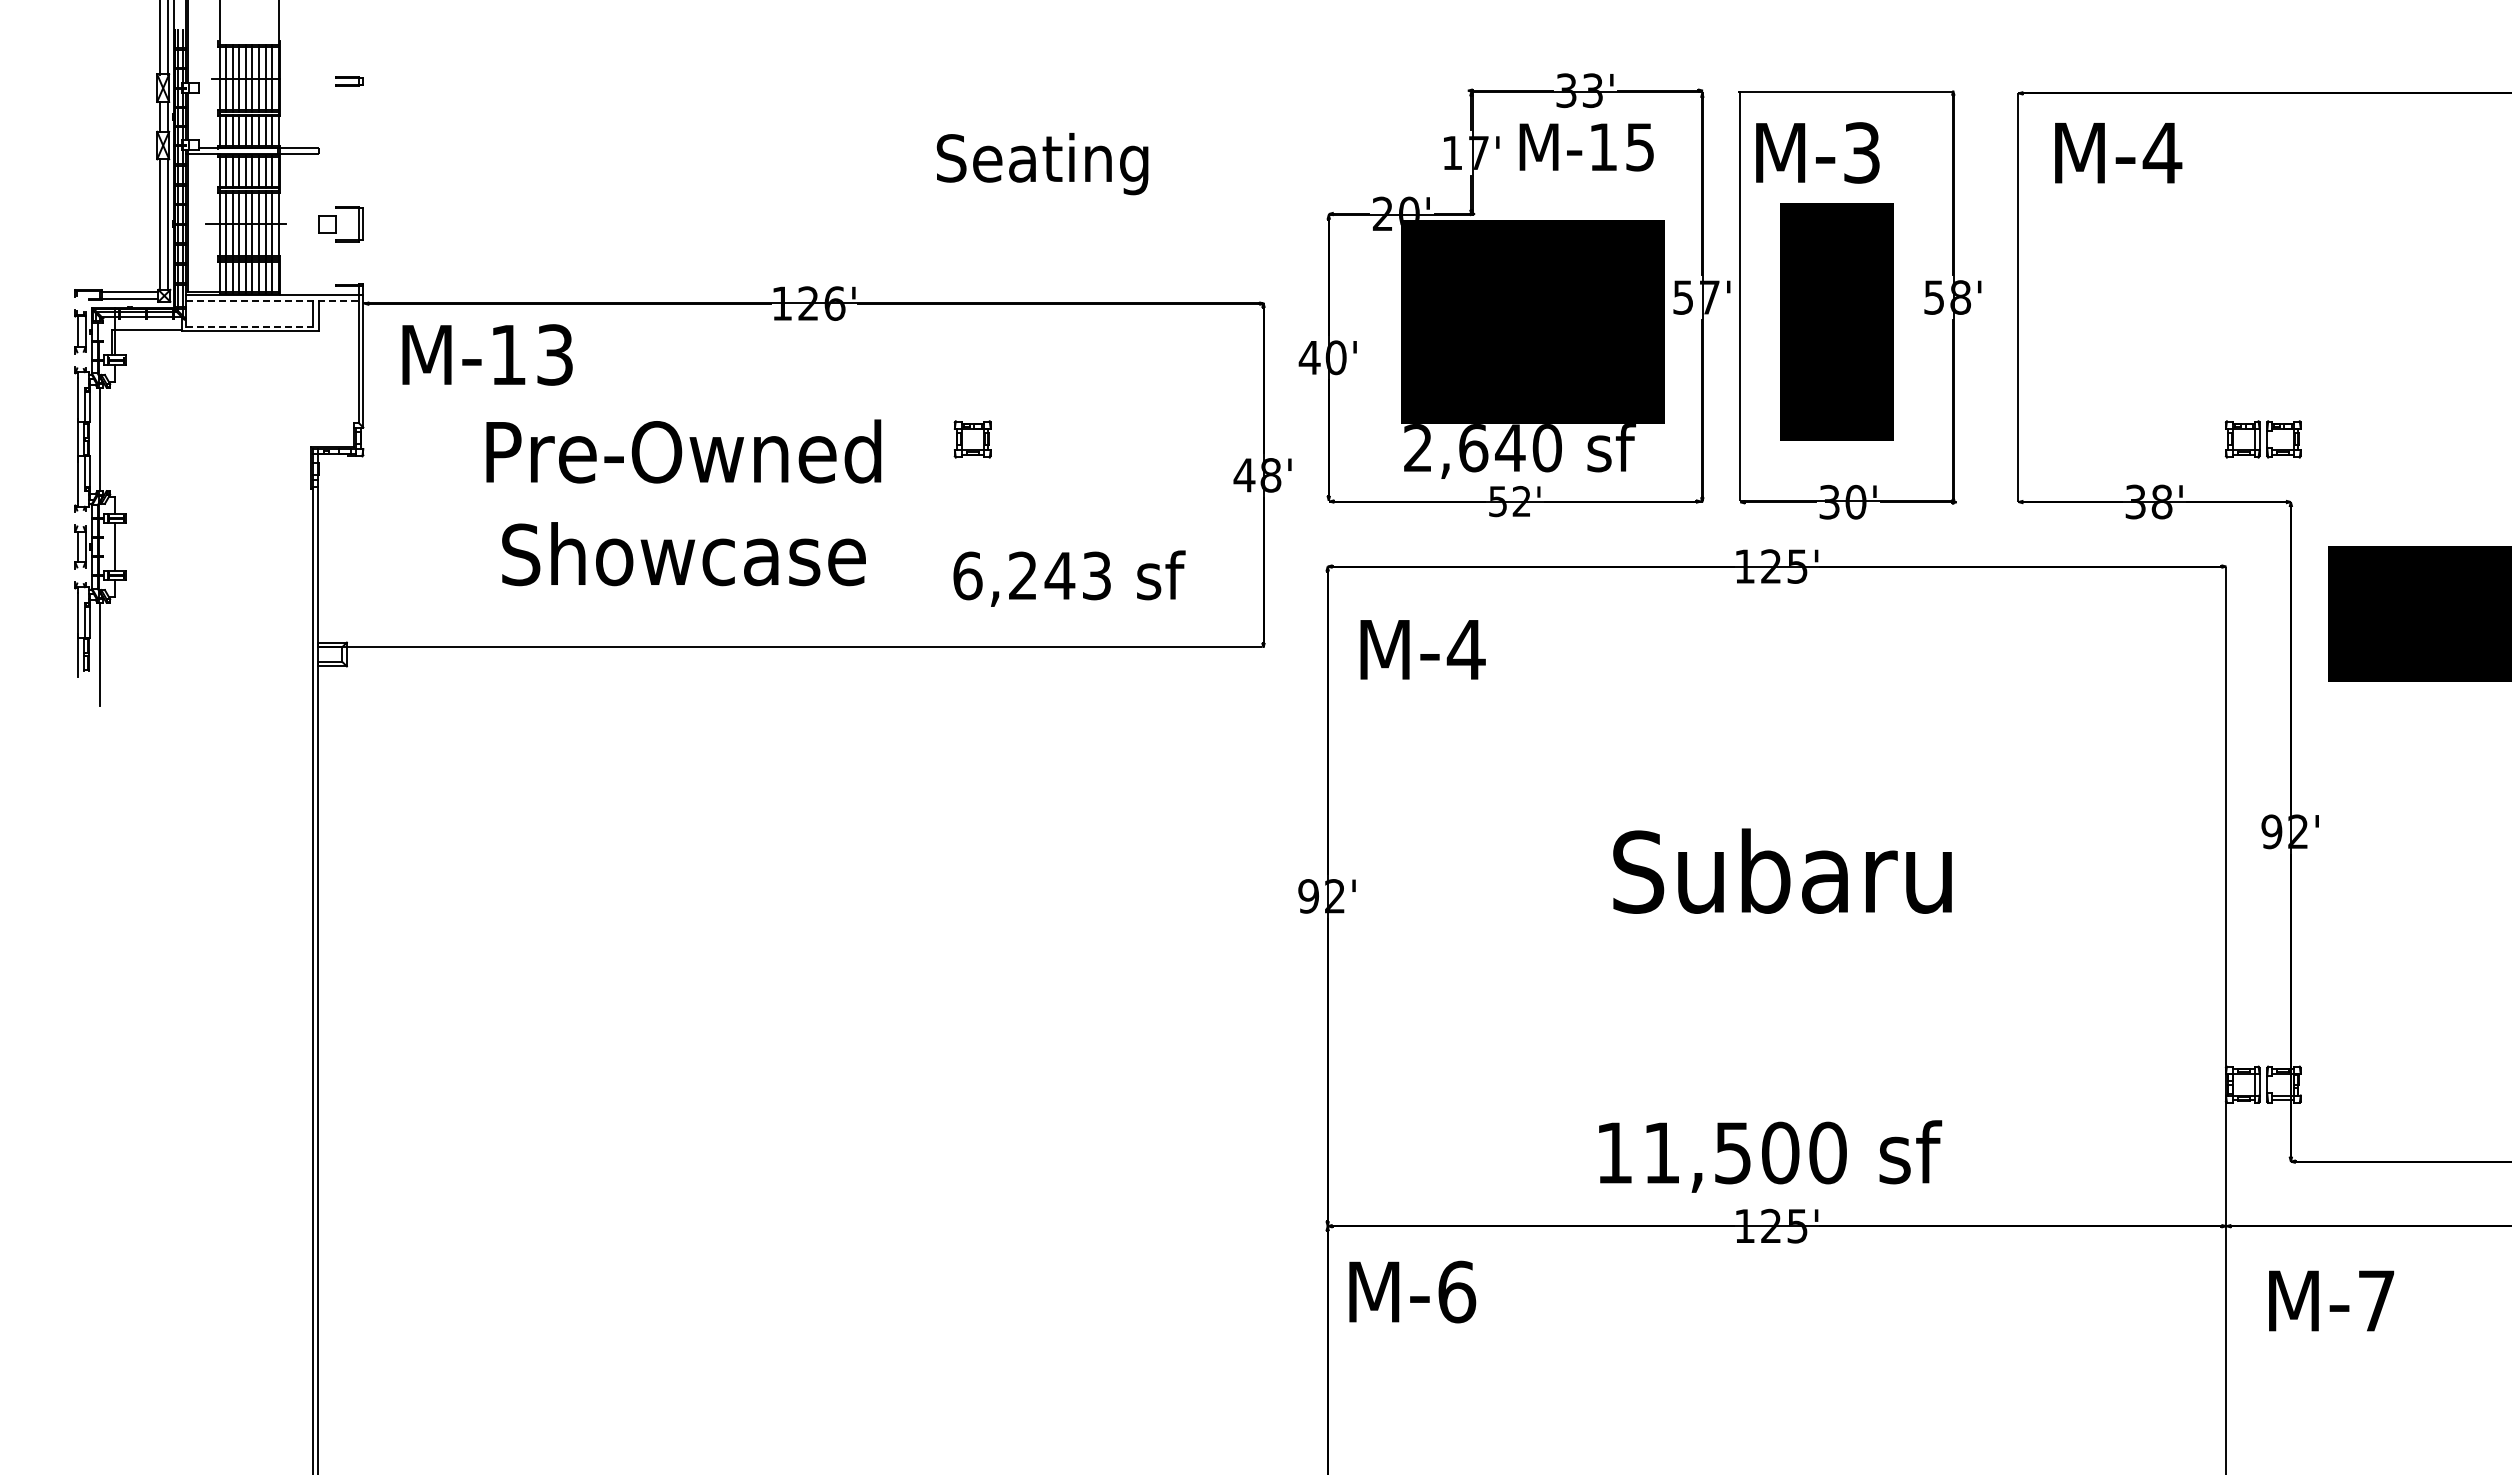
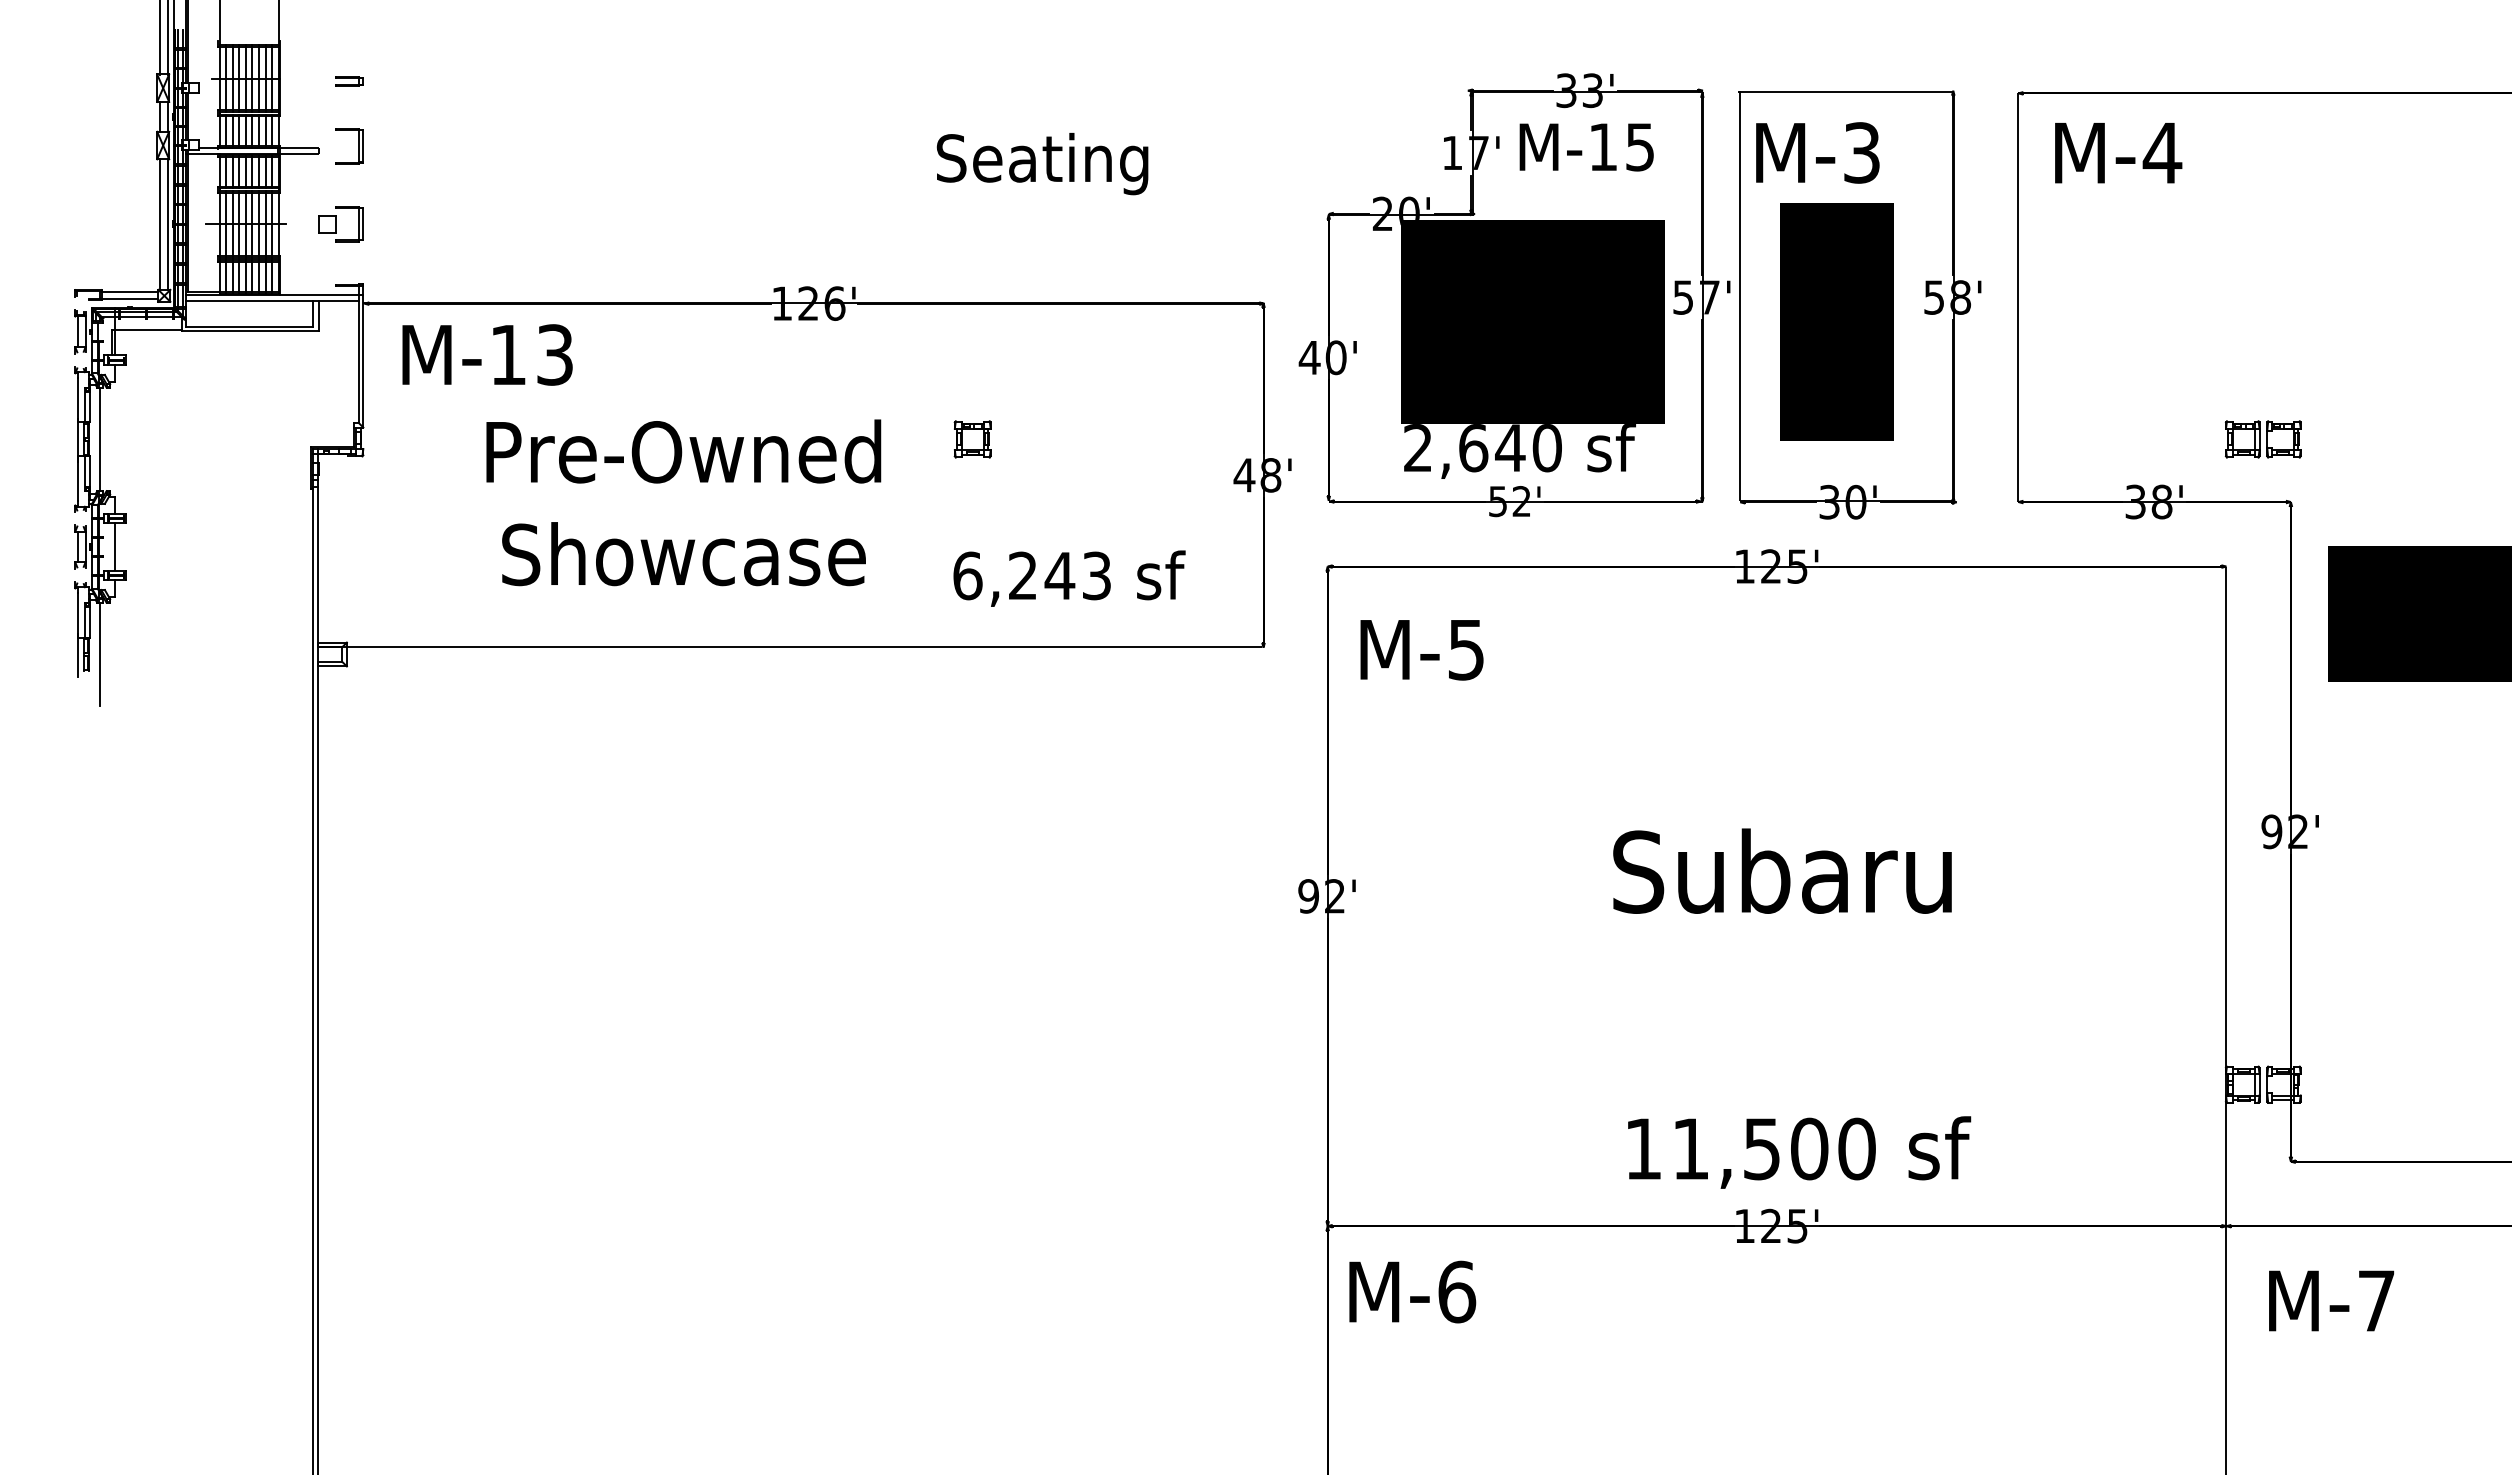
part: none -> present (358, 146)
line: dashed -> solid (273, 300)
line: dashed -> solid (250, 326)
text: M-4 -> M-5 (1465, 650)
text position: (1770, 1156) -> (1799, 1152) (1799, 1152)
